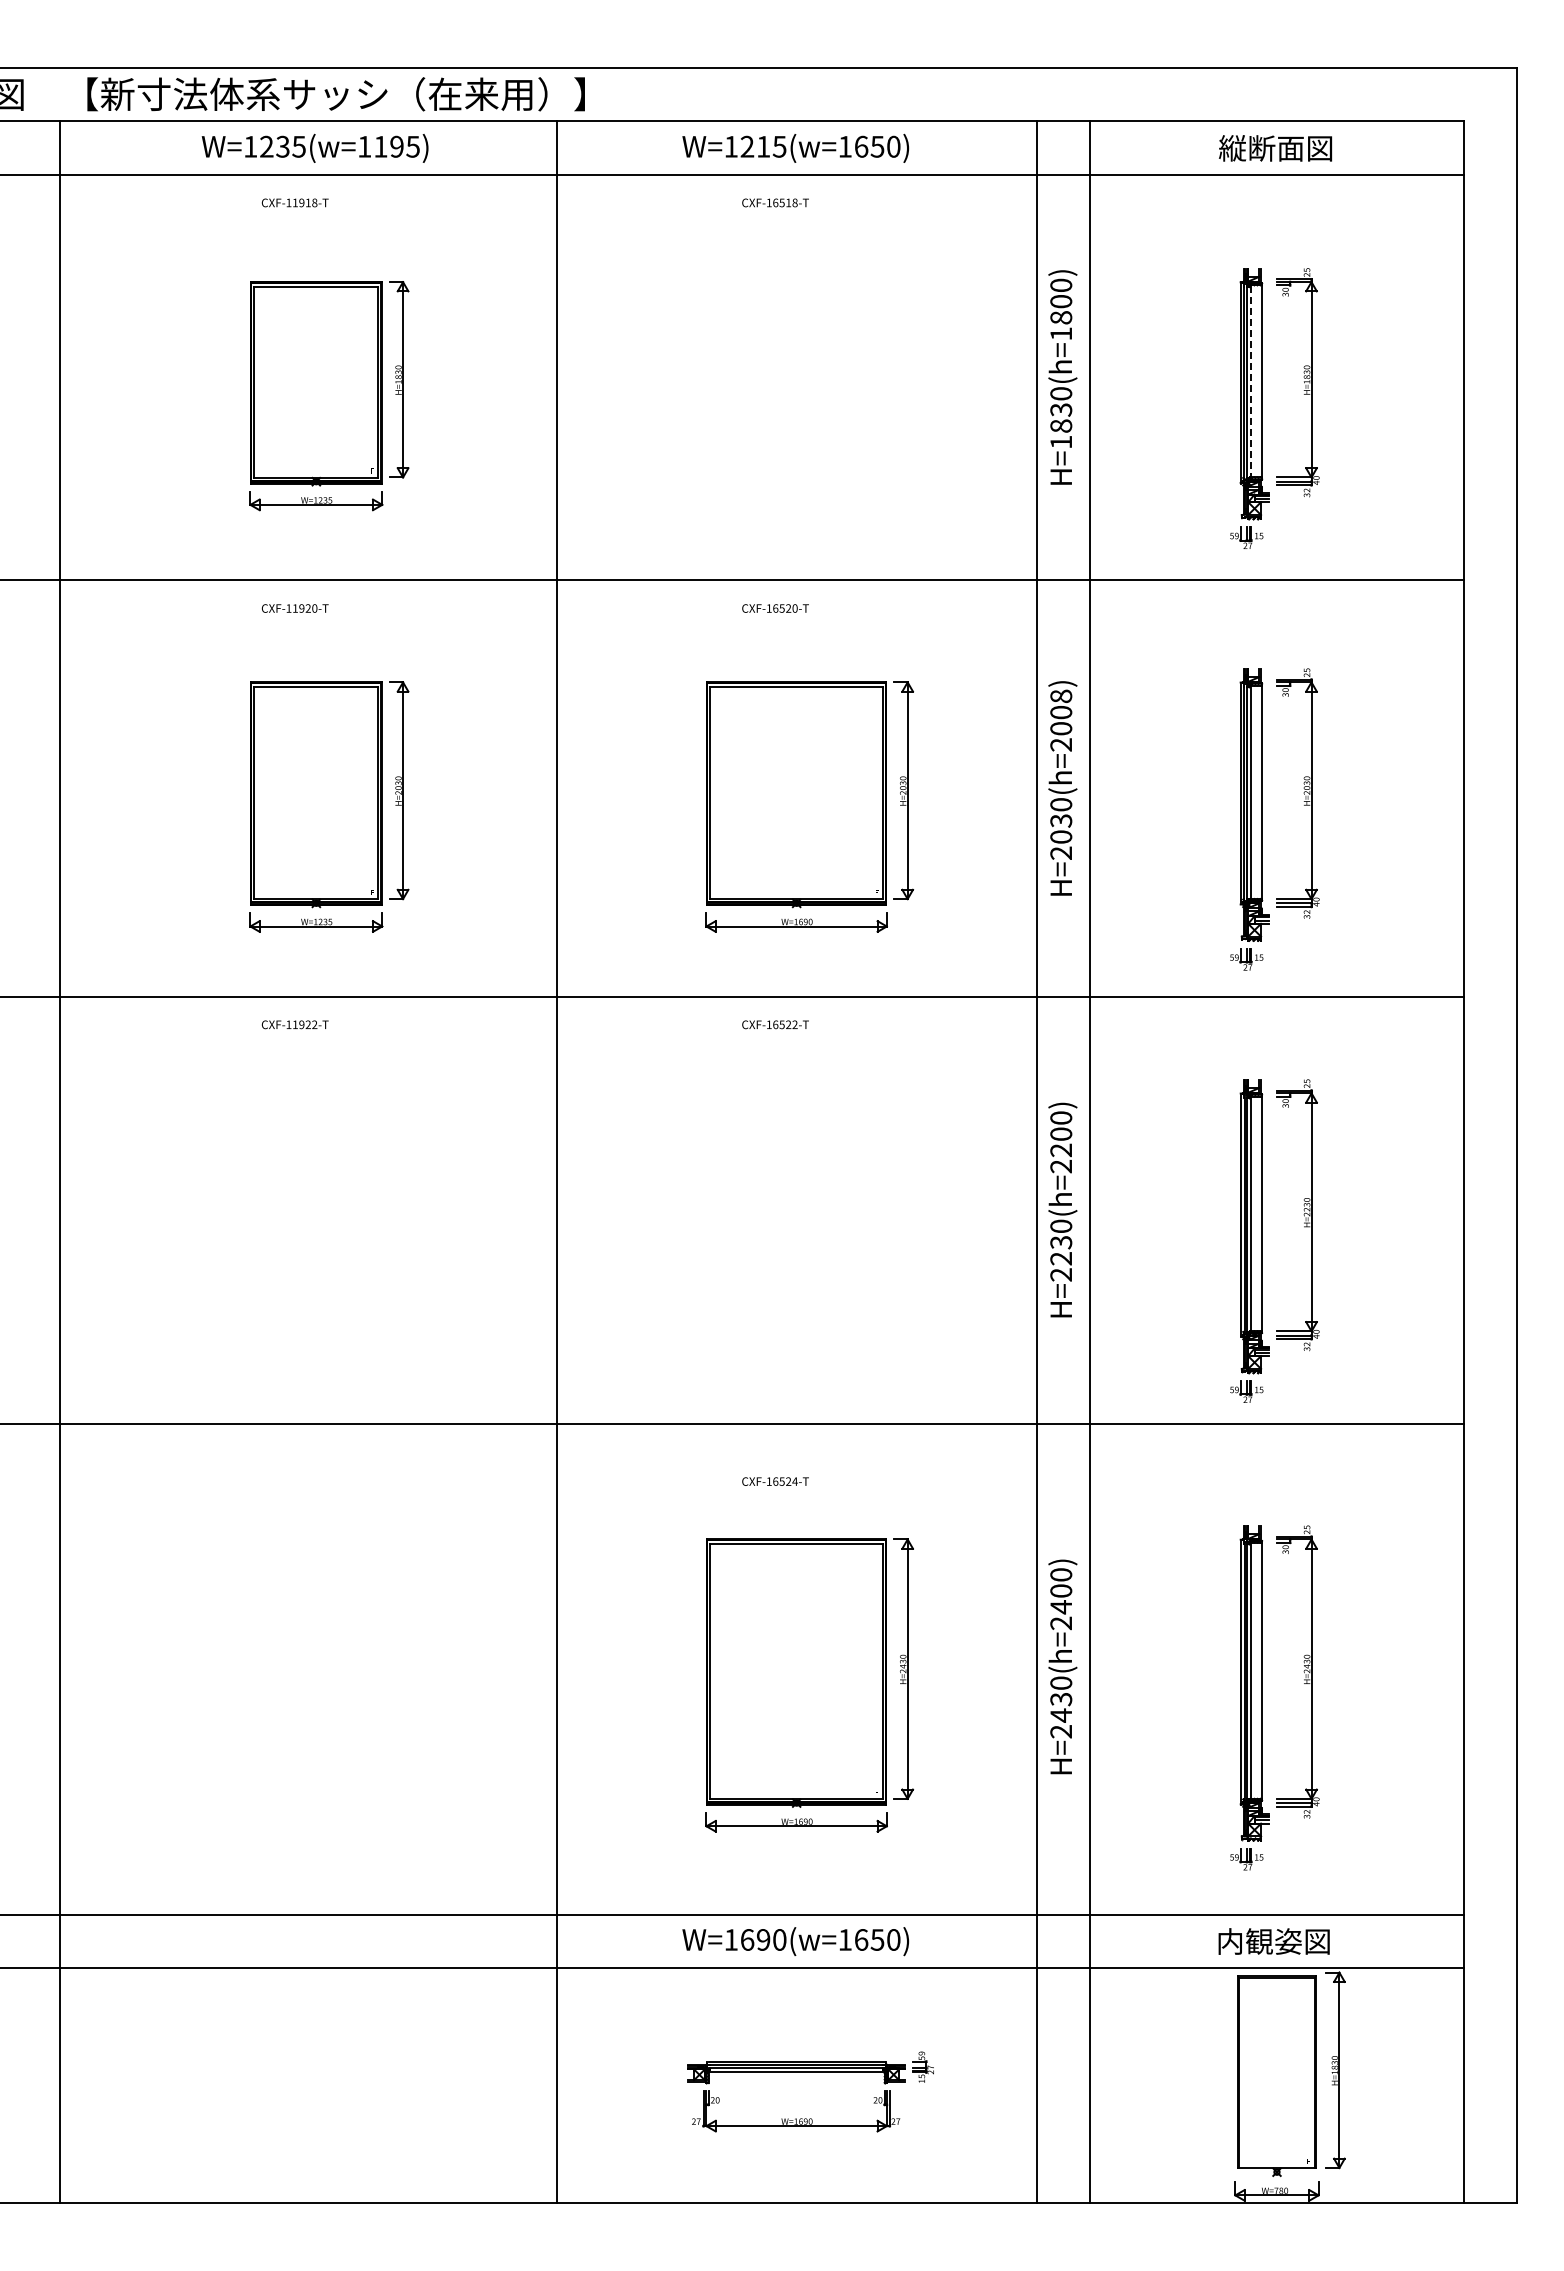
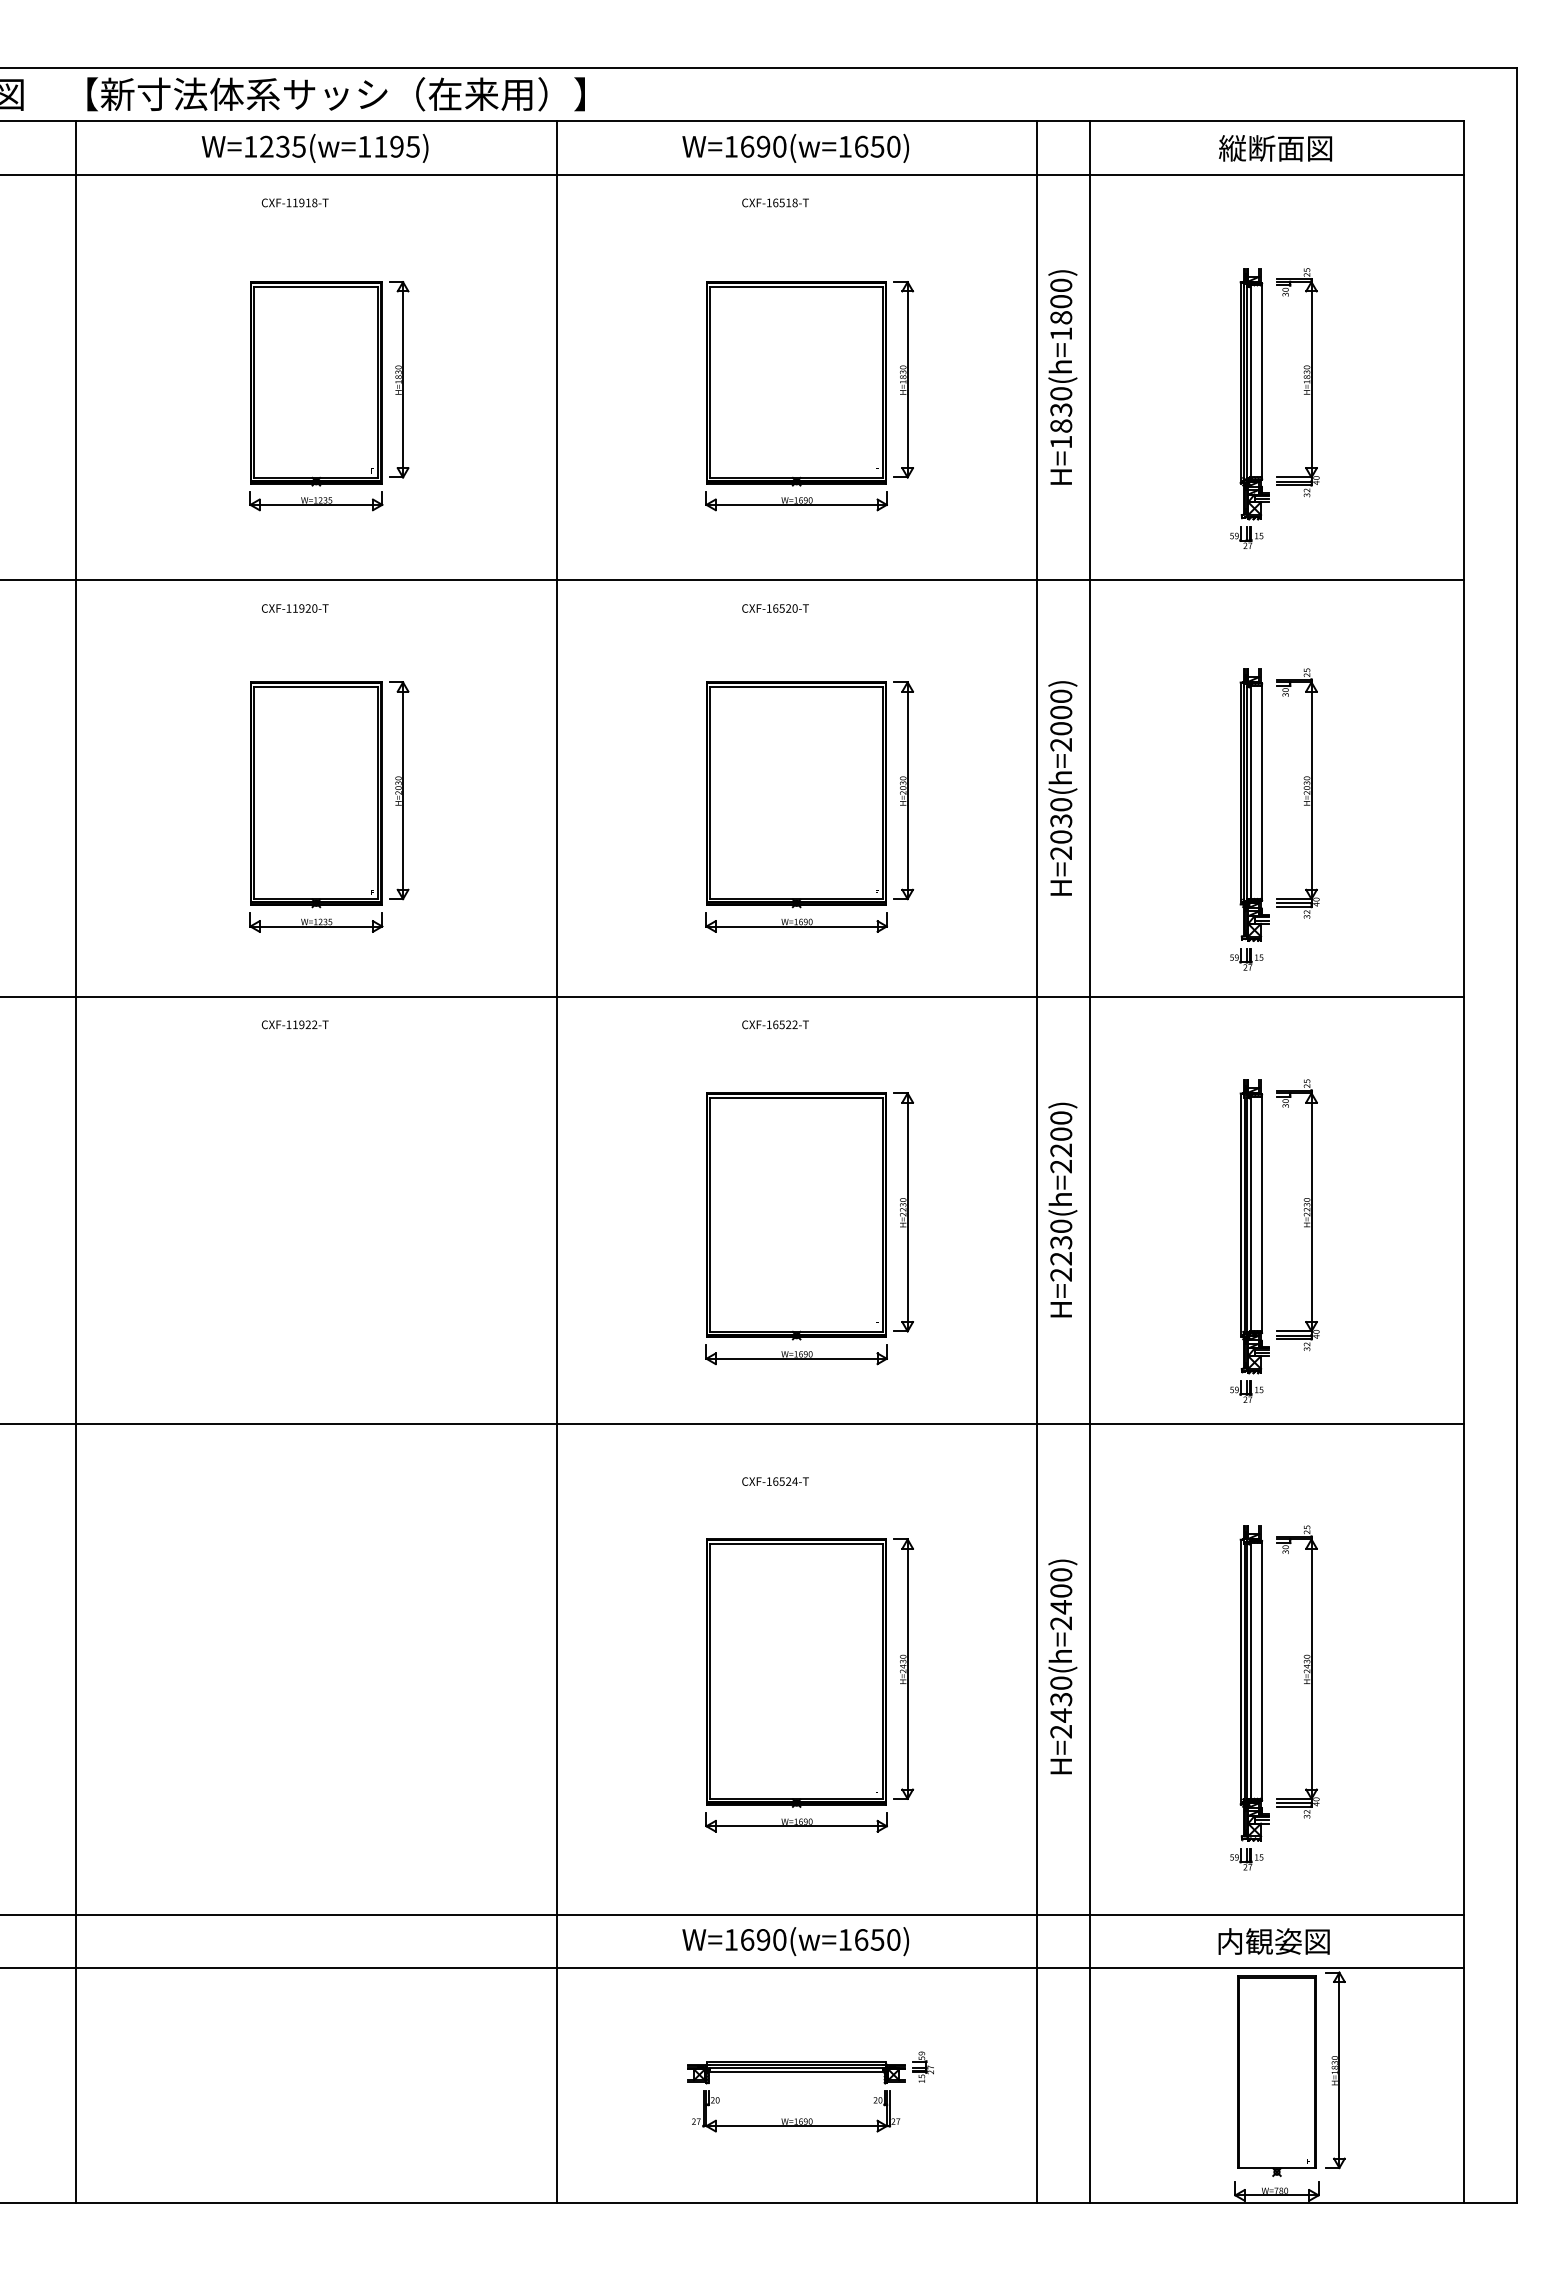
text: W=1215(w=1650) -> W=1690(w=1650) (763, 146)
line: dashed -> solid (1251, 381)
part: none -> present (809, 396)
text: H=2030(h=2008) -> H=2030(h=2000) (1061, 696)
line position: (60, 1161) -> (76, 1161) (76, 1161)
part: none -> present (809, 1228)
